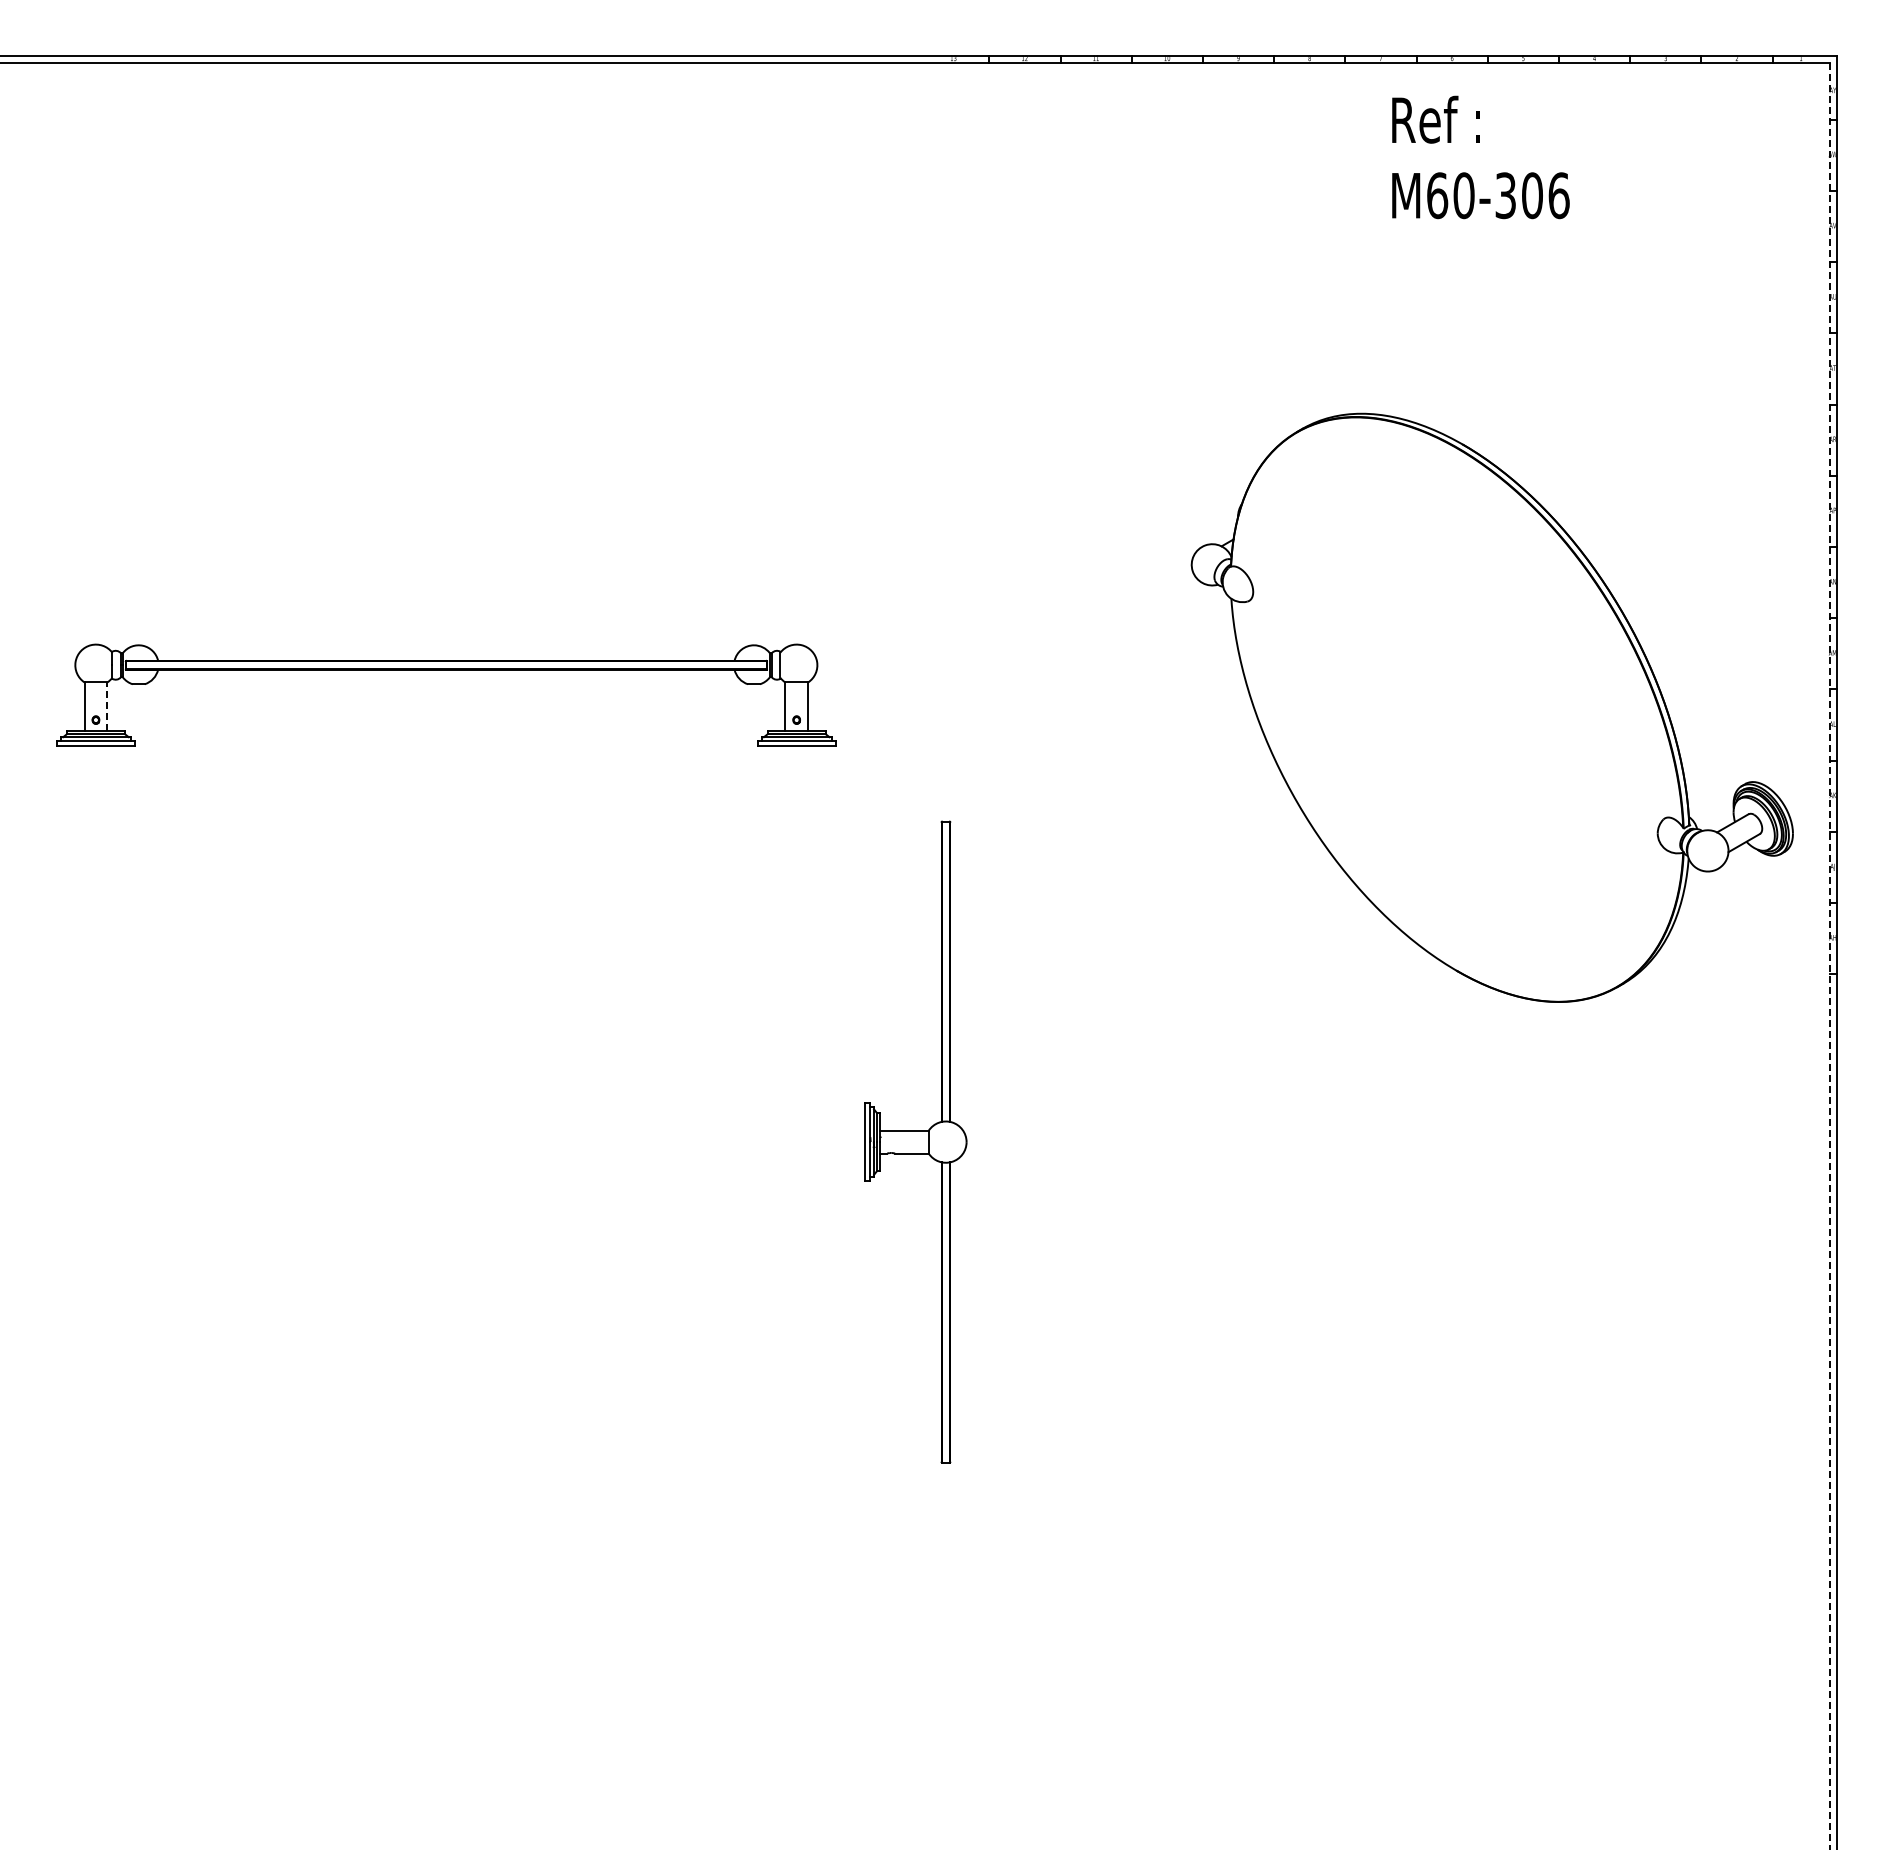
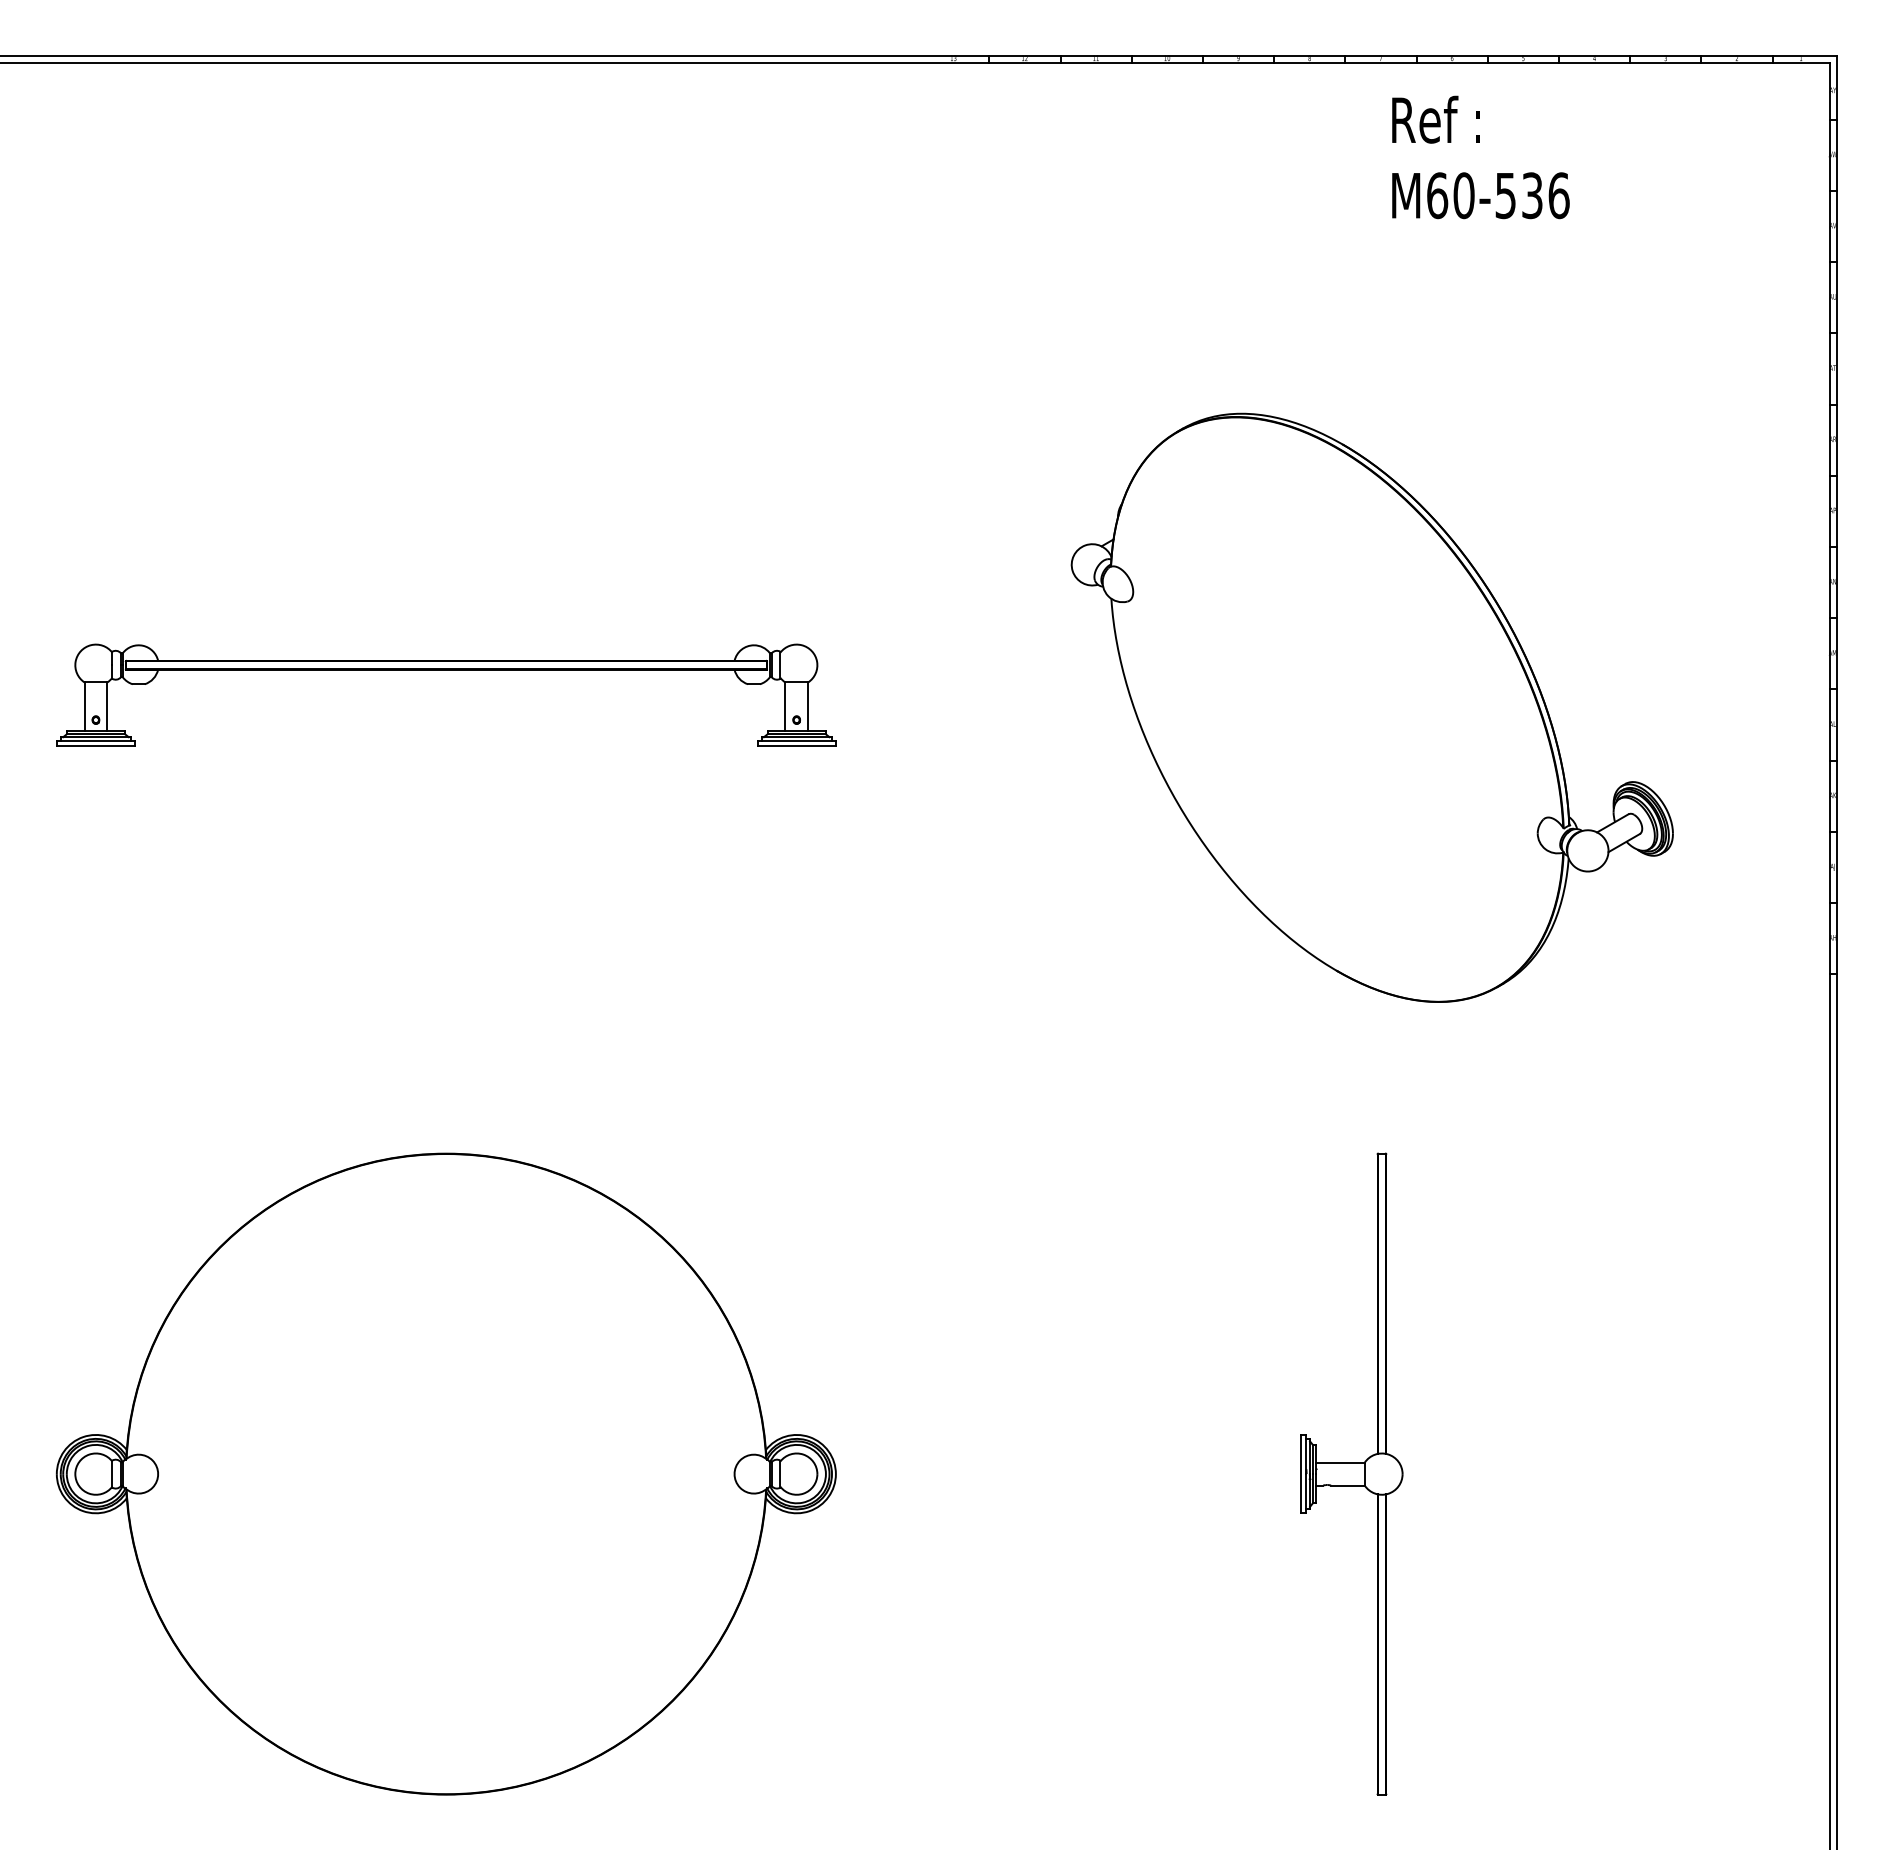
text: ^JM60-306 -> ^JM60-536 (1519, 195)
line: dashed -> solid (107, 706)
part position: (1491, 707) -> (1371, 707) (1371, 707)
line: dashed -> solid (1829, 956)
part position: (915, 1141) -> (1351, 1473) (1351, 1473)
part: none -> present (445, 1473)
